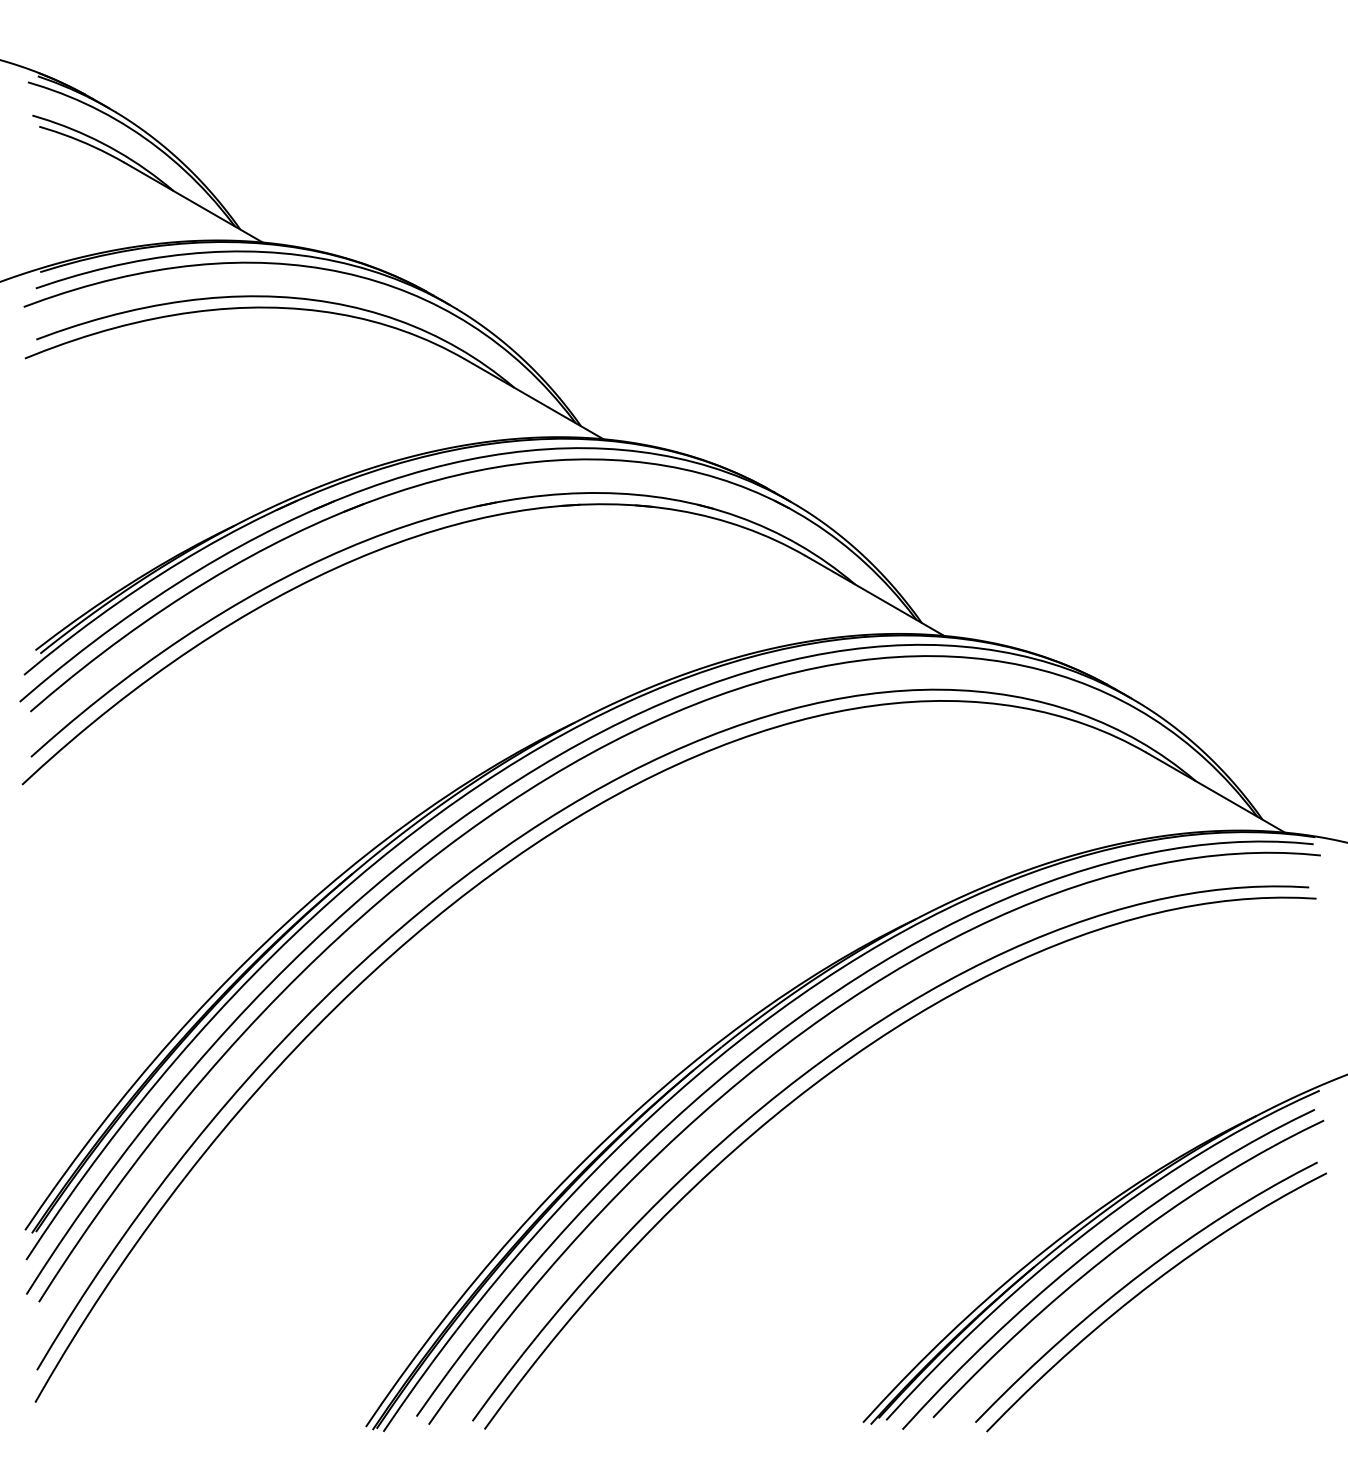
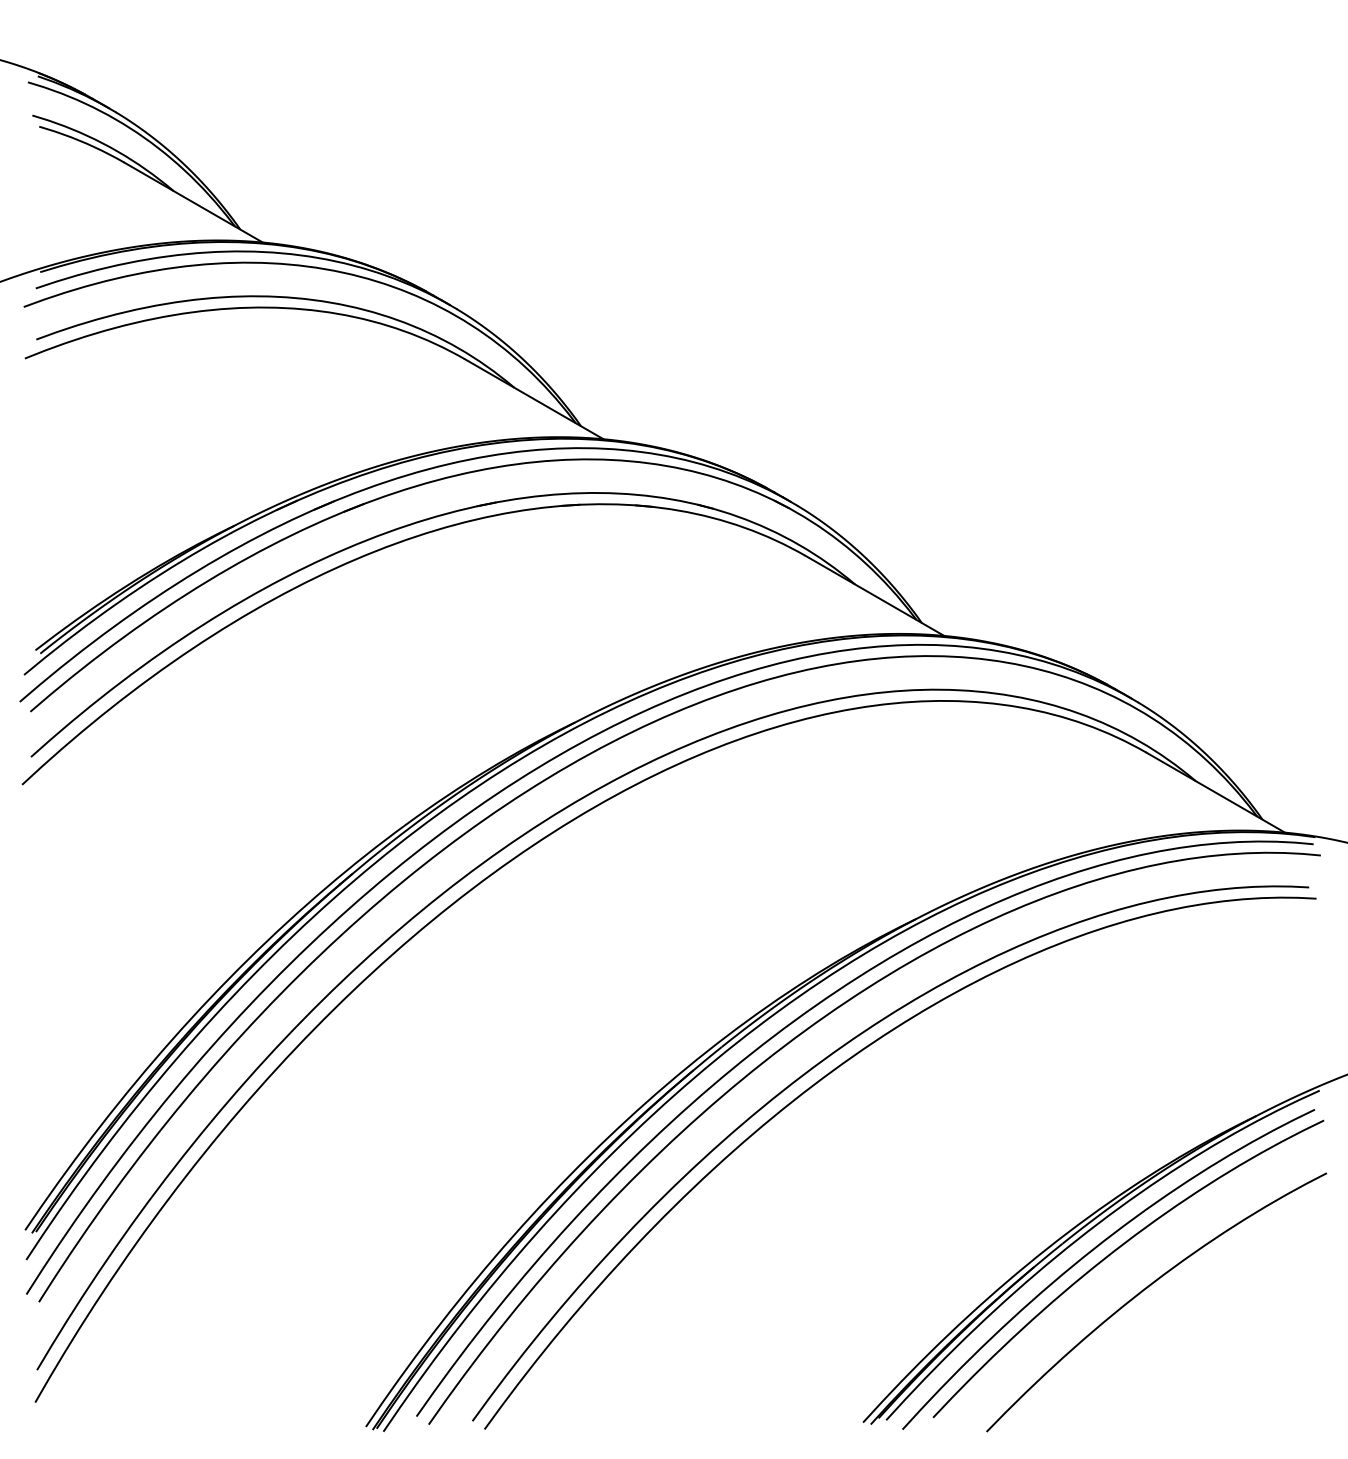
curve: present -> none (1138, 1277)
